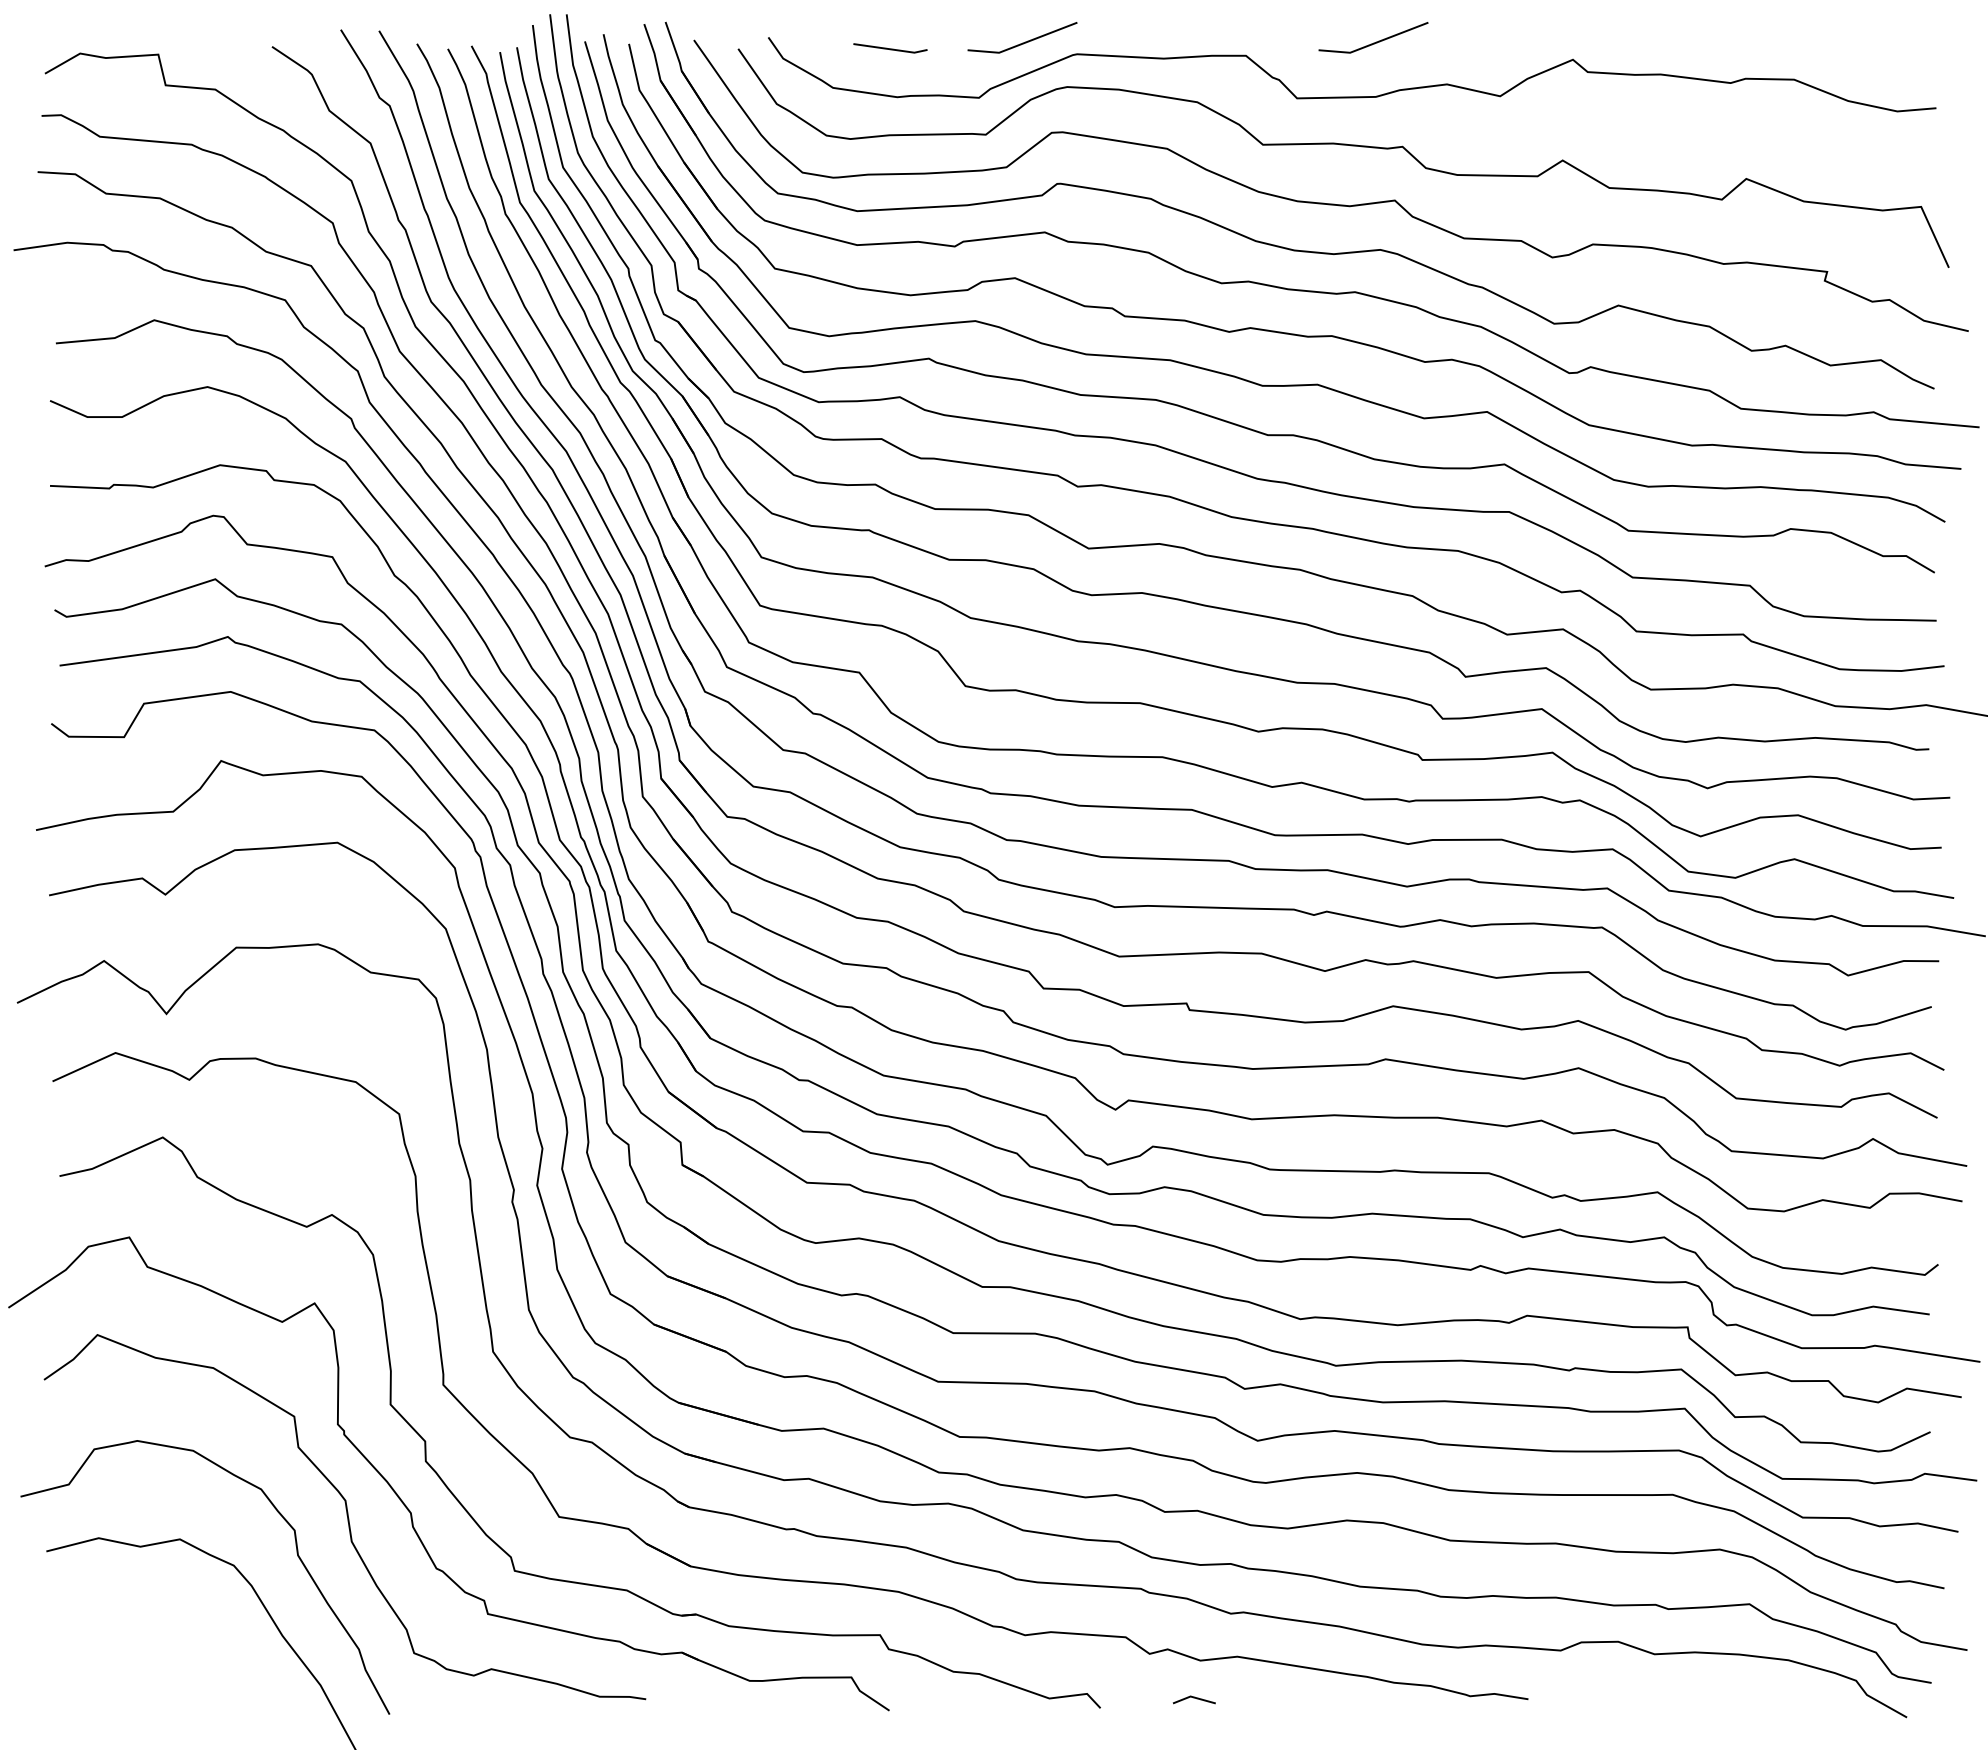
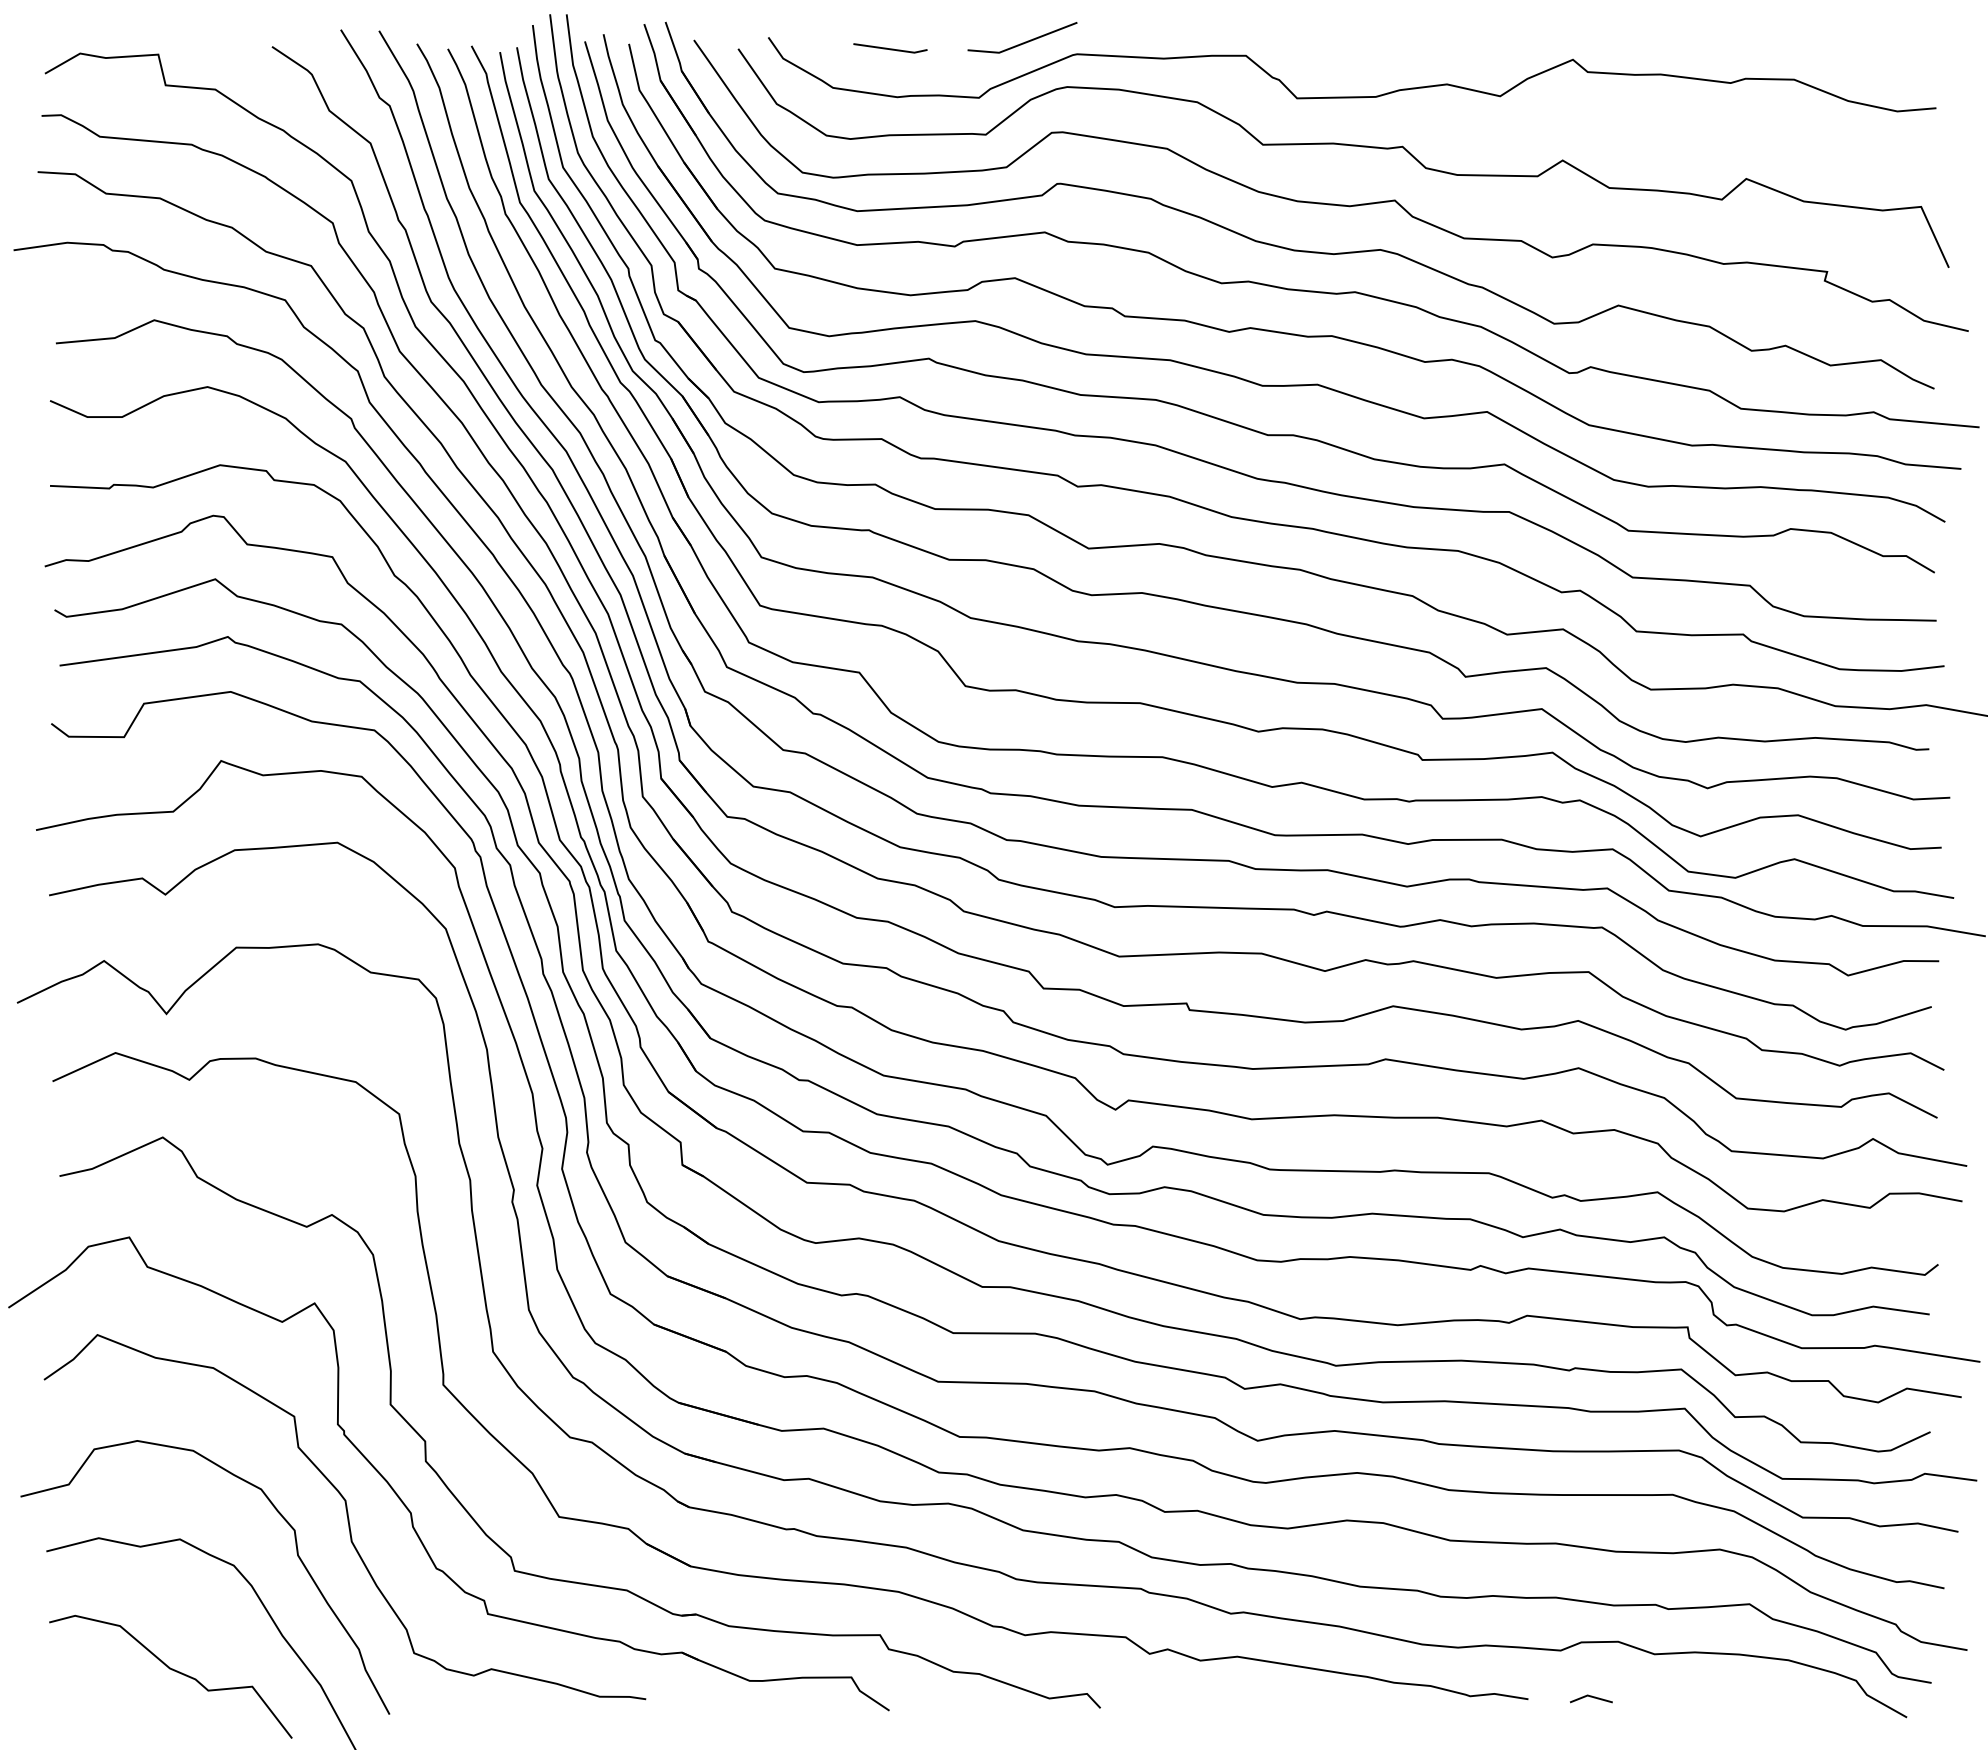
line: present -> none (1376, 41)
curve: none -> present (171, 1670)
line position: (1194, 1698) -> (1591, 1697) (1591, 1697)
